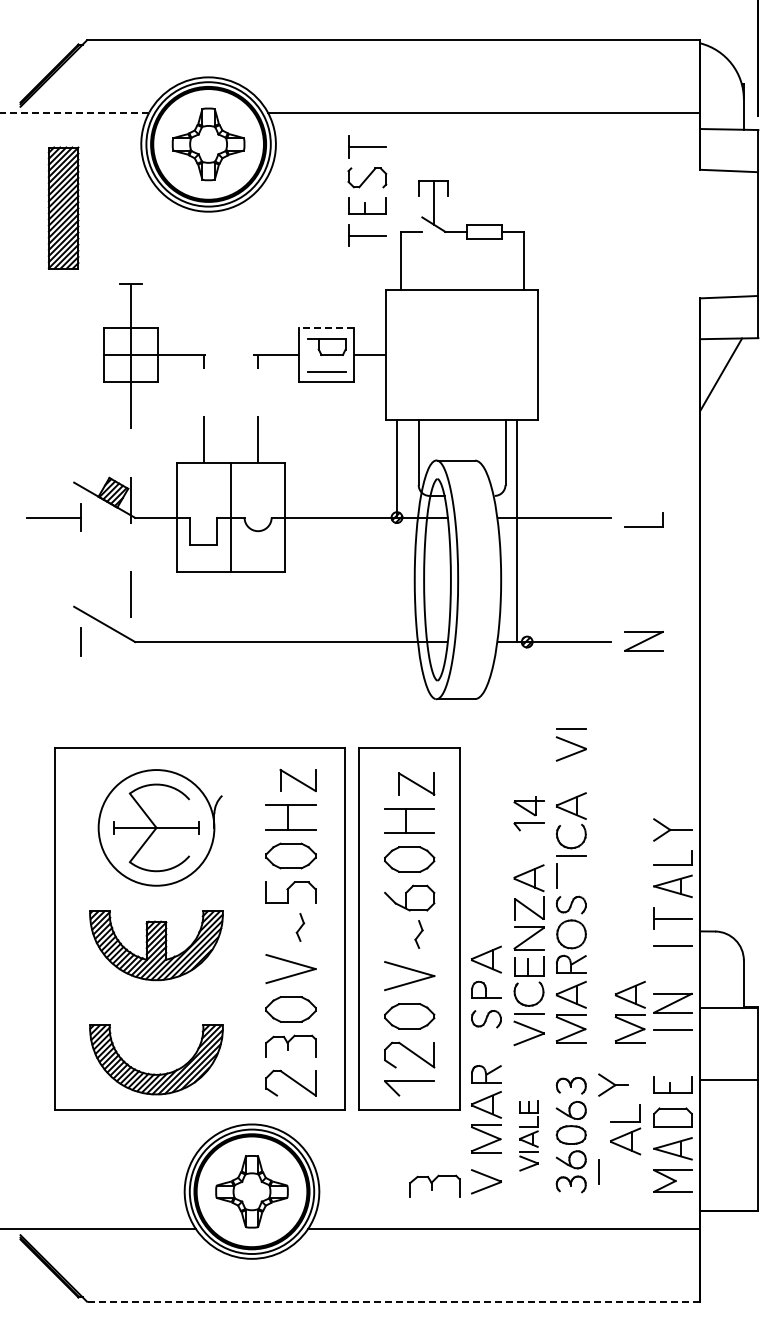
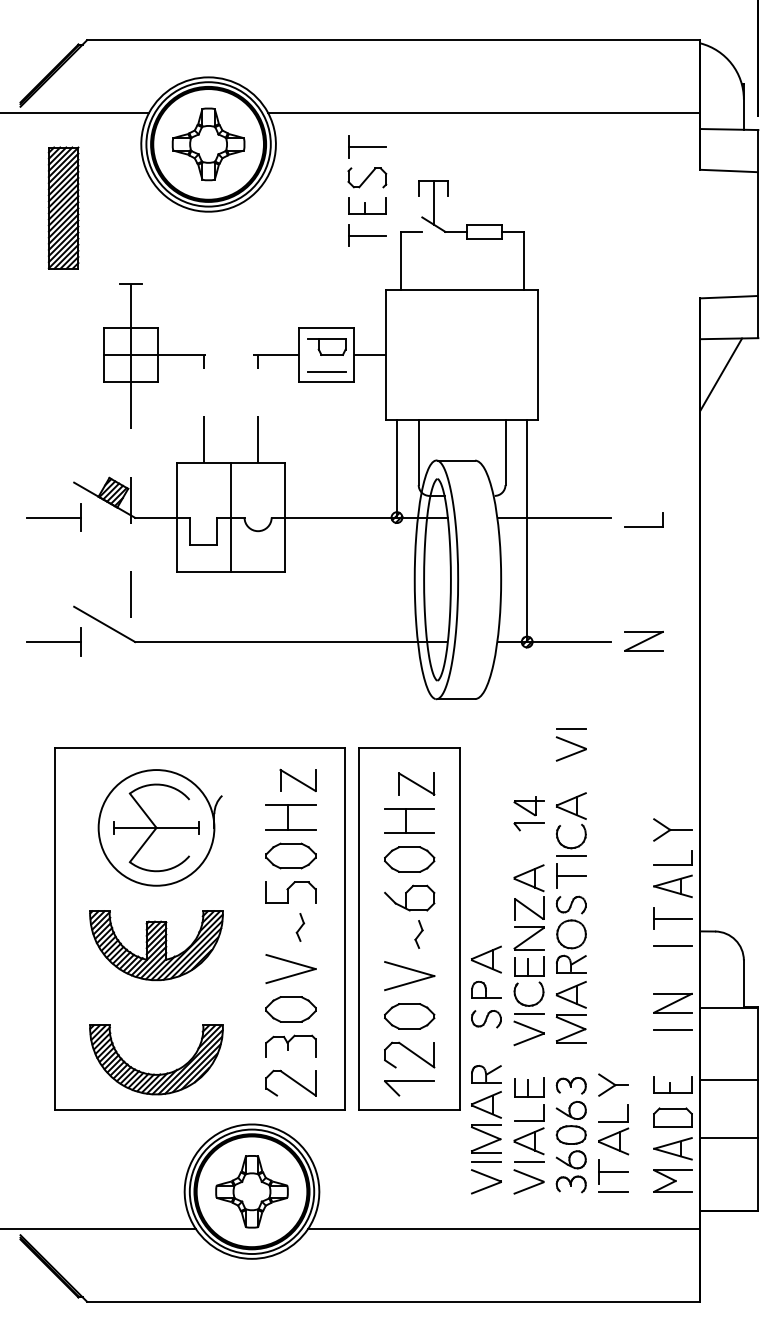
line: dashed -> solid (74, 112)
line: dashed -> solid (325, 327)
line position: (517, 530) -> (527, 530) (527, 530)
line: none -> present (53, 642)
line: none -> present (570, 875)
part: present -> none (629, 1012)
part position: (625, 1129) -> (613, 1129) (613, 1129)
part size: 20x72 px -> 32x118 px (528, 1135)
line: none -> present (729, 1138)
line: none -> present (485, 1162)
line: none -> present (613, 1172)
part: present -> none (434, 1185)
line: none -> present (613, 1191)
line: dashed -> solid (393, 1301)
